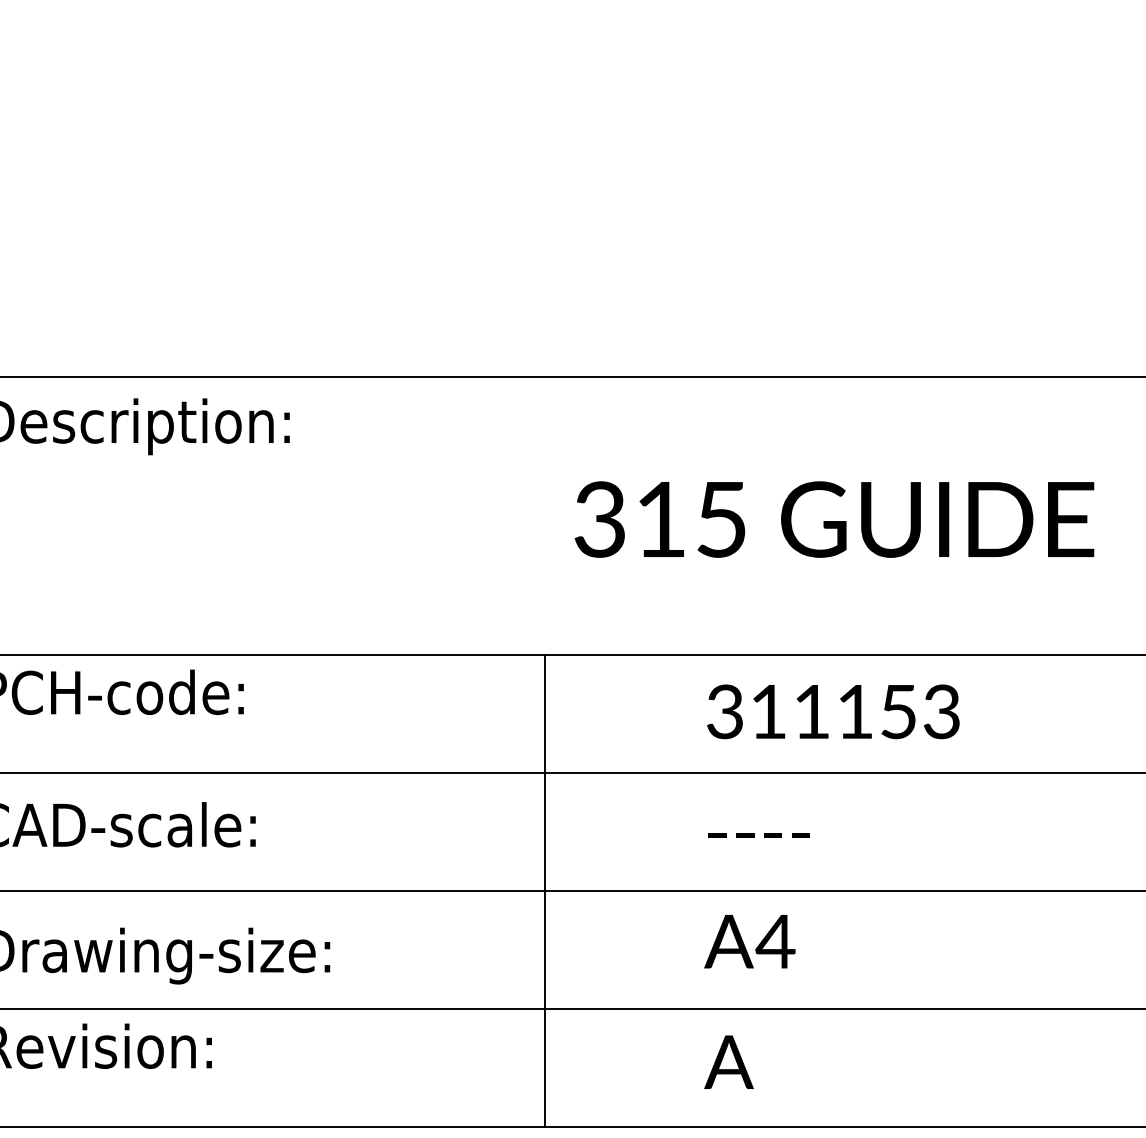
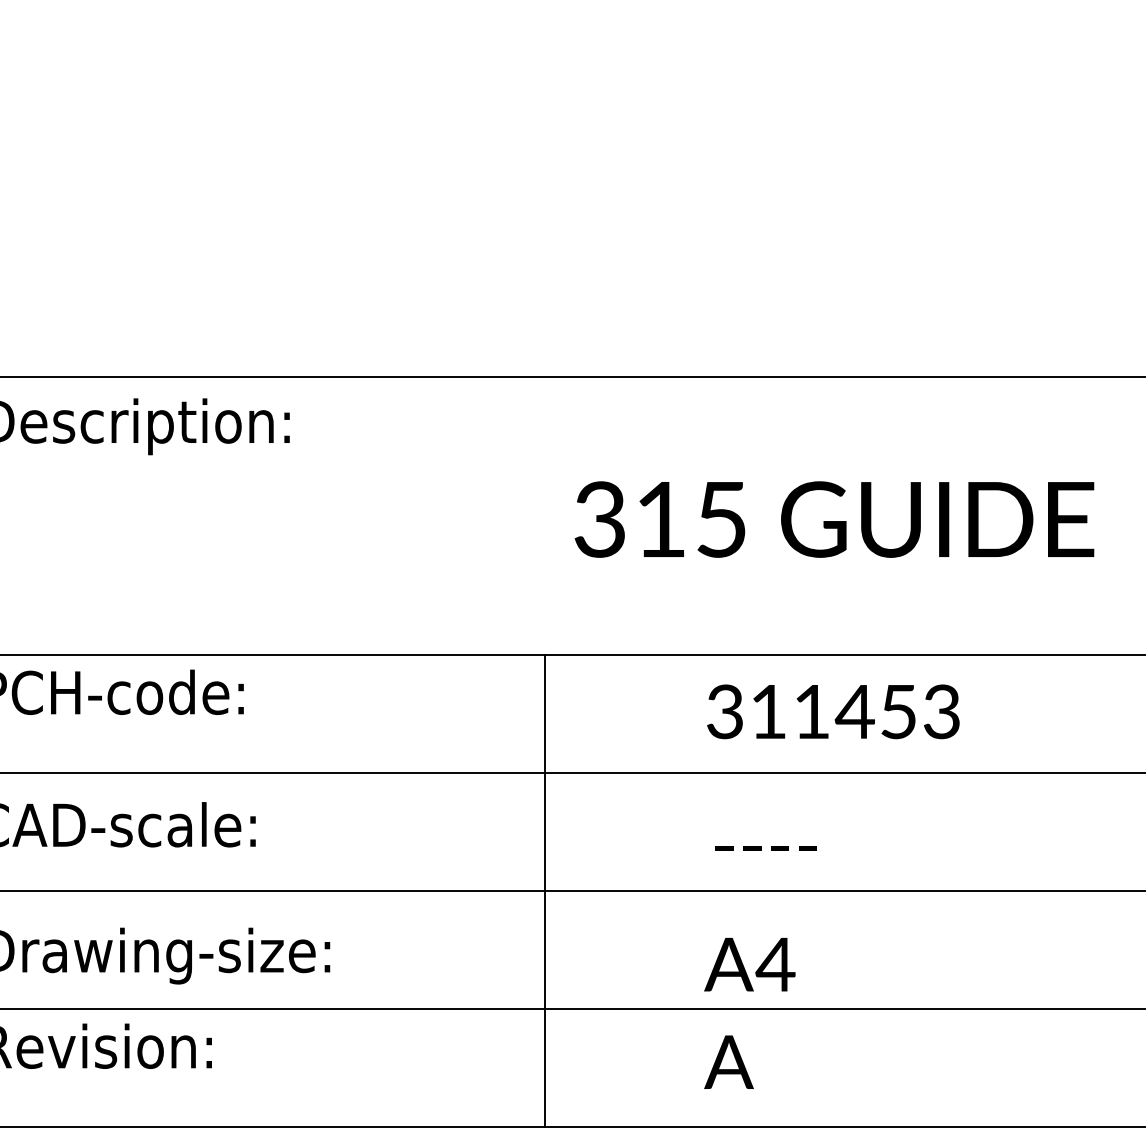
text: 311153 -> 311453 (854, 711)
text position: (758, 835) -> (765, 848) (765, 848)
text position: (749, 941) -> (749, 964) (749, 964)
